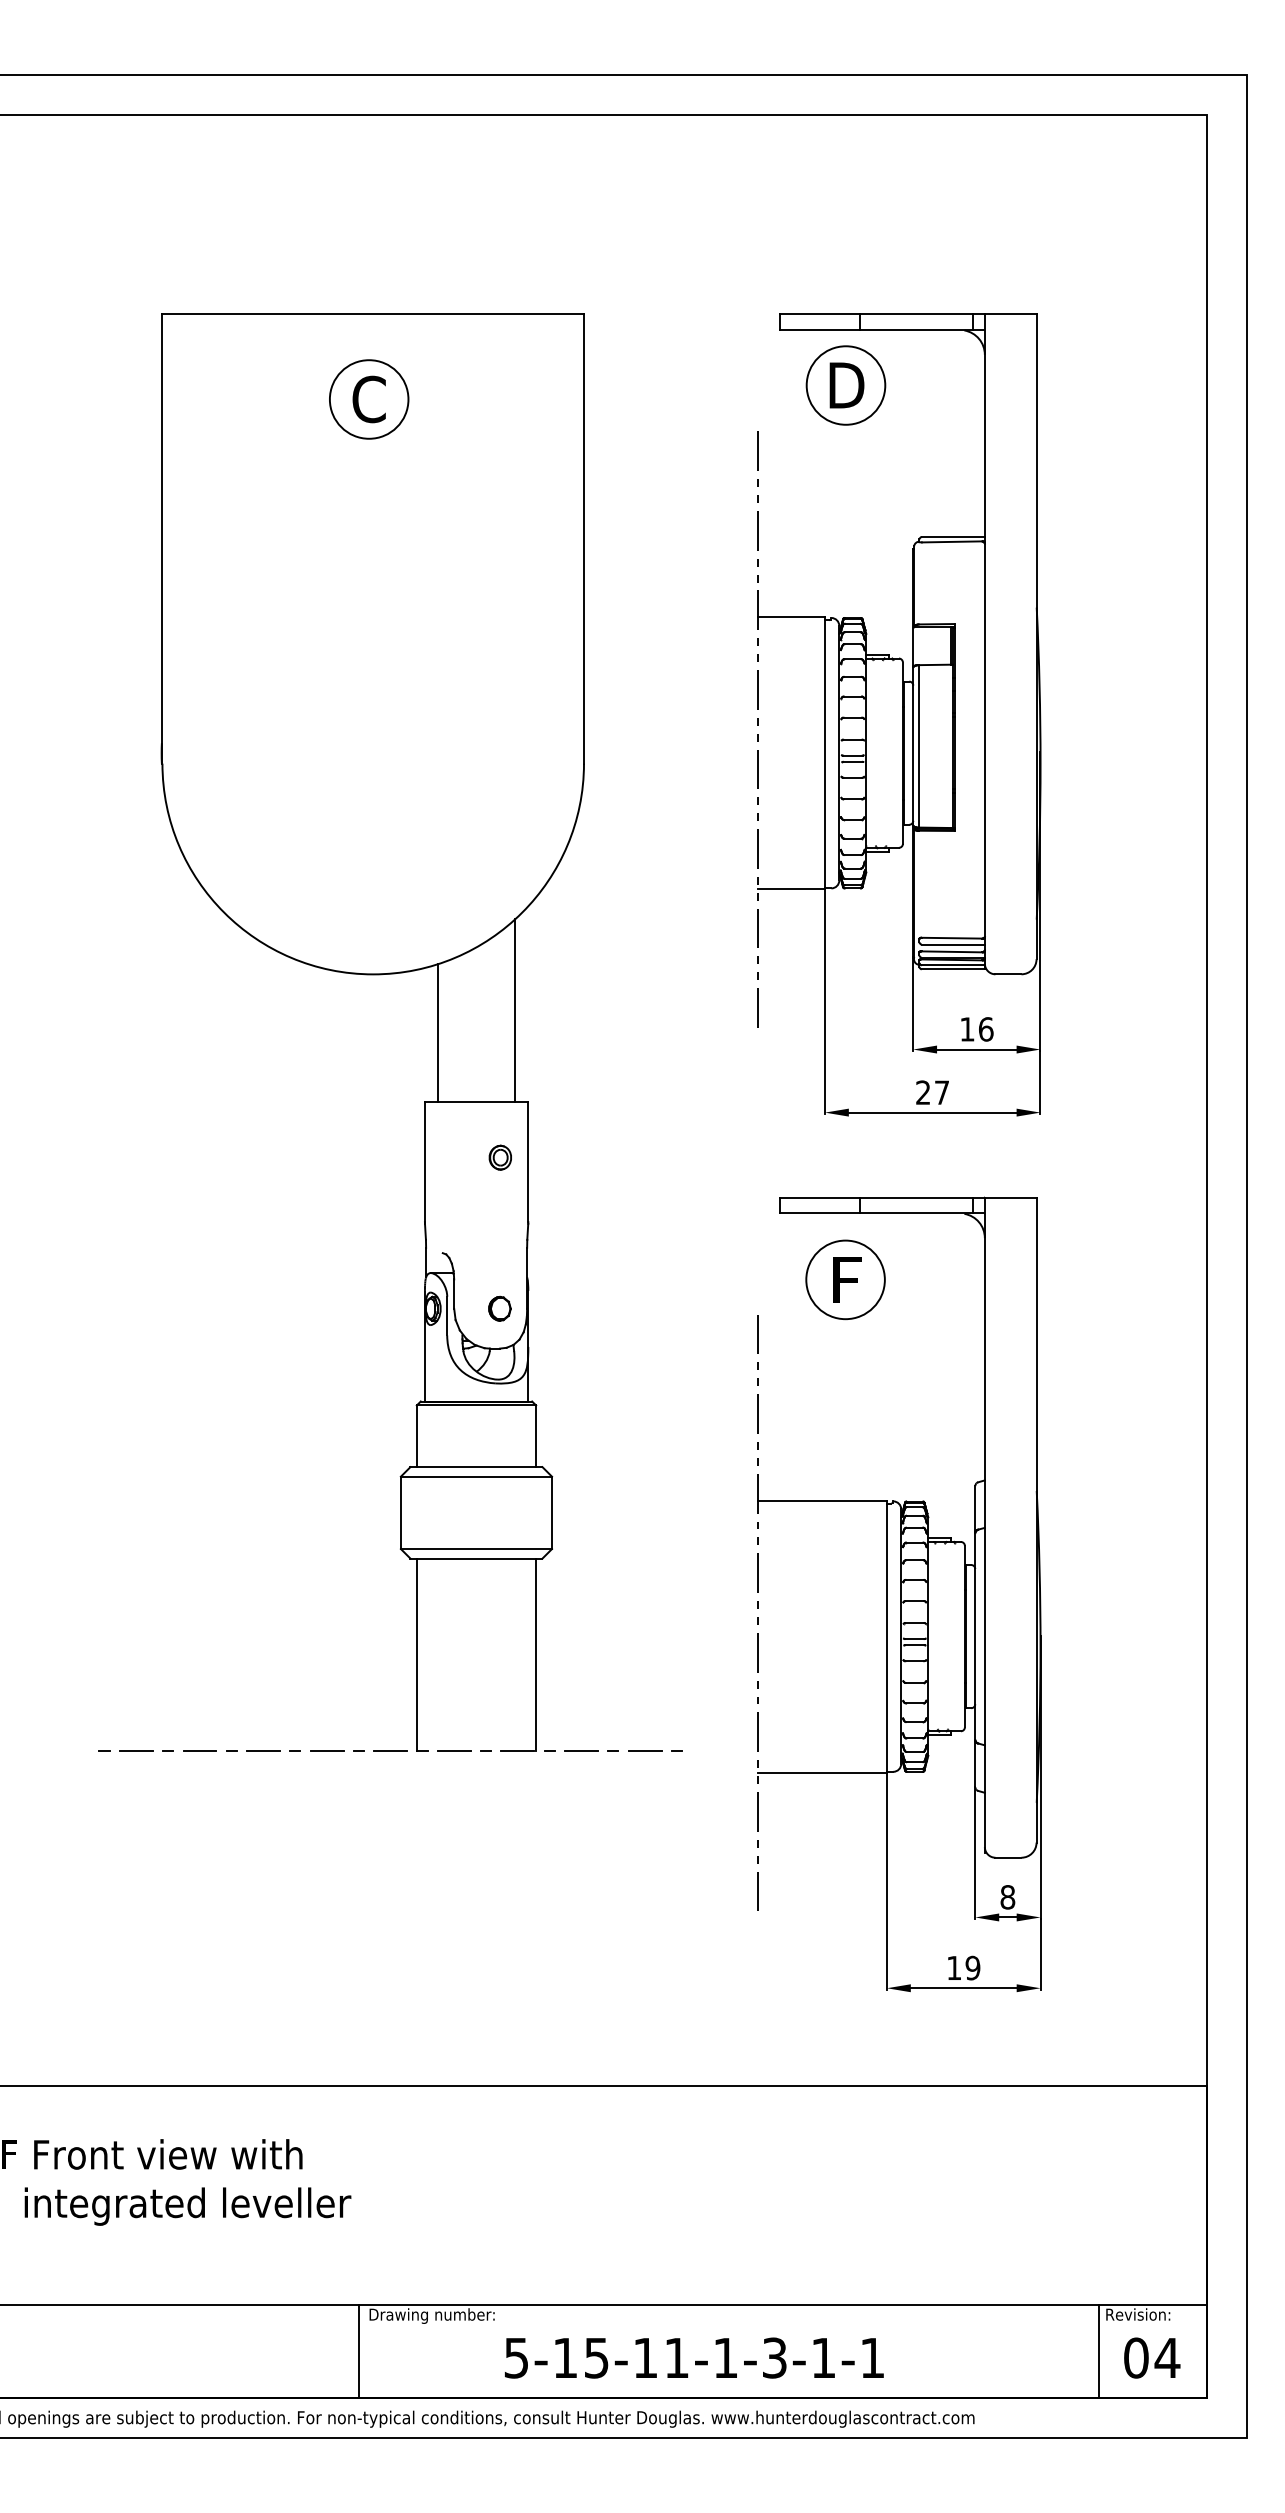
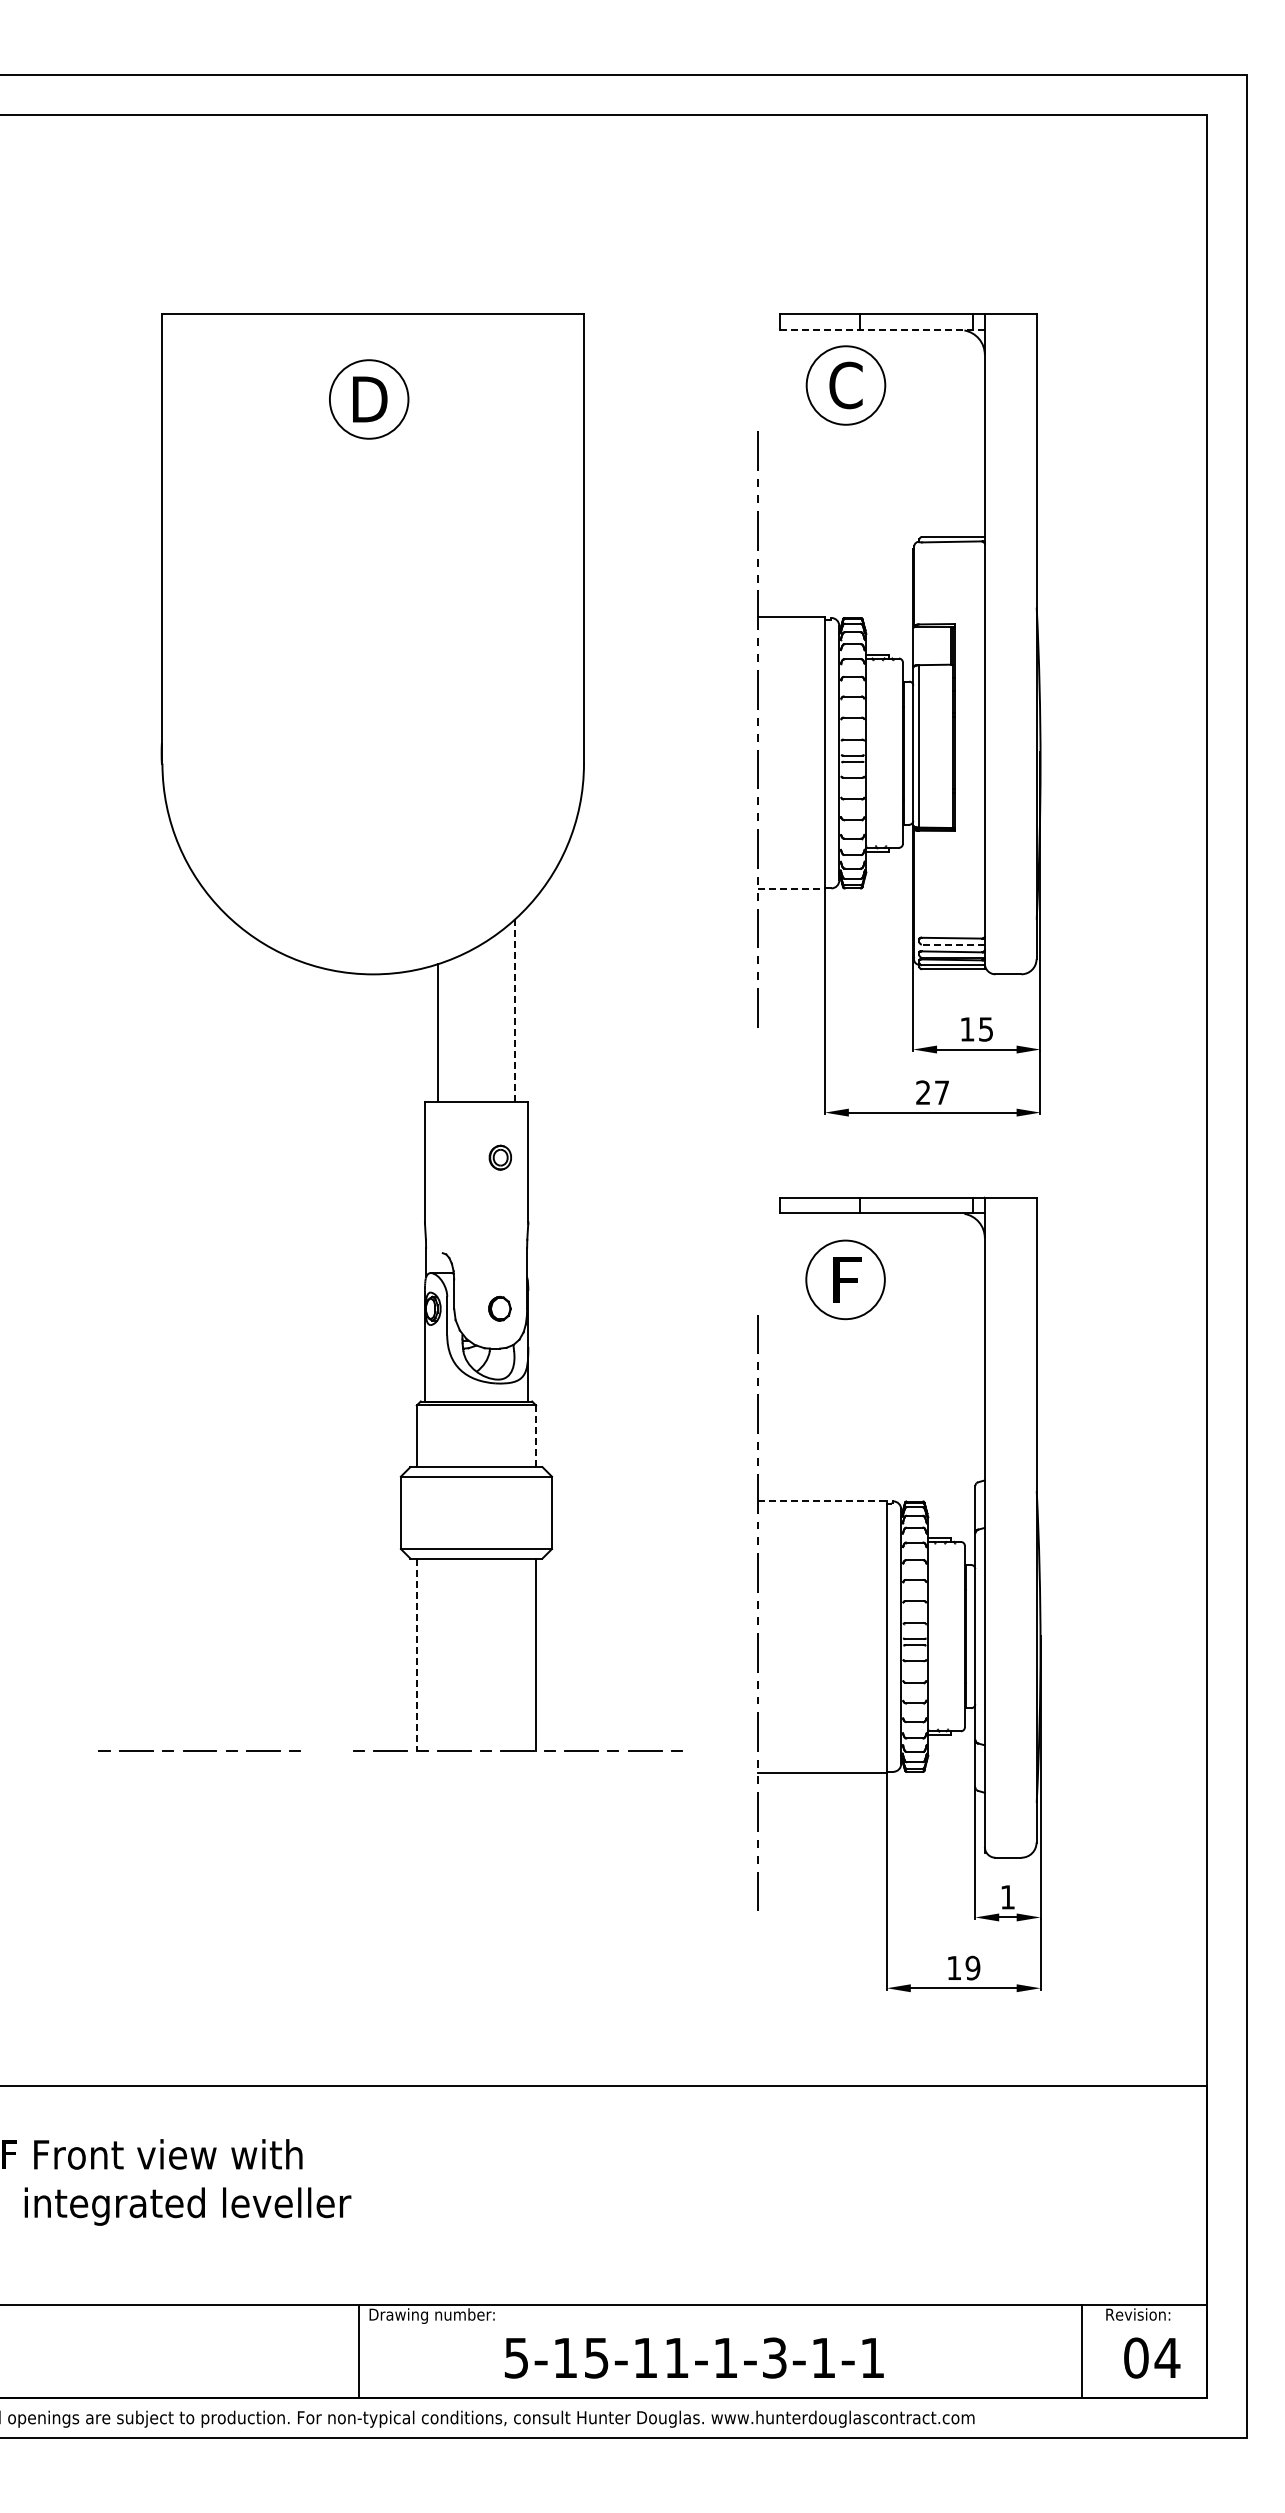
line: solid -> dashed (882, 330)
text: D -> C (846, 385)
text: C -> D (369, 399)
line: solid -> dashed (792, 889)
line: solid -> dashed (952, 944)
line: solid -> dashed (515, 1010)
text: 16 -> 15 (986, 1029)
line: solid -> dashed (536, 1436)
line: solid -> dashed (823, 1500)
line: solid -> dashed (416, 1655)
line: present -> none (326, 1751)
text: 8 -> 1 (1007, 1897)
line position: (1099, 2350) -> (1082, 2350) (1082, 2350)
